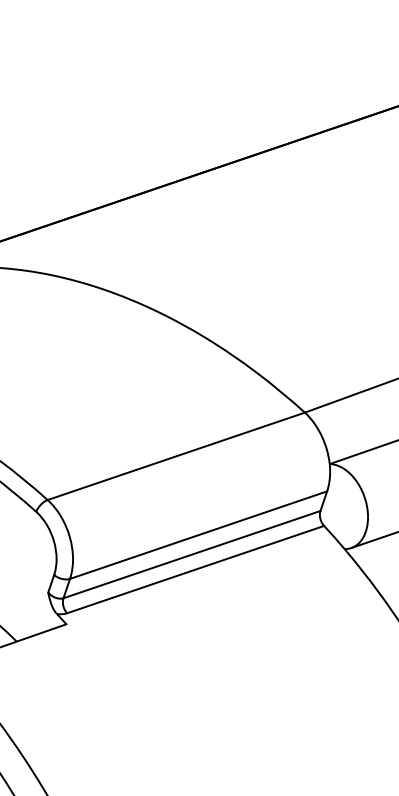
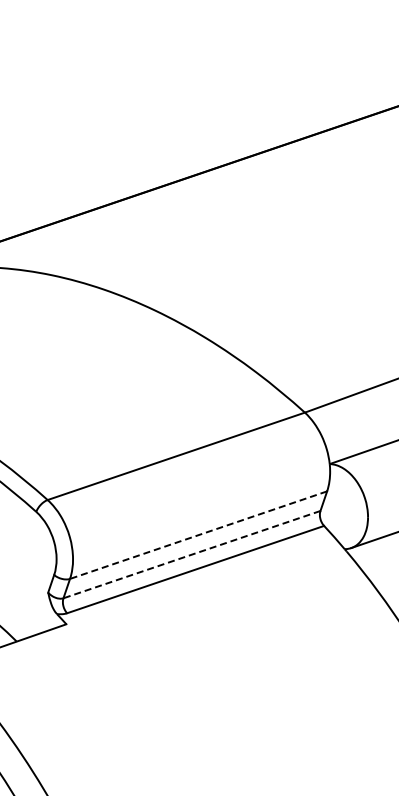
line: solid -> dashed (198, 535)
line: solid -> dashed (191, 554)
